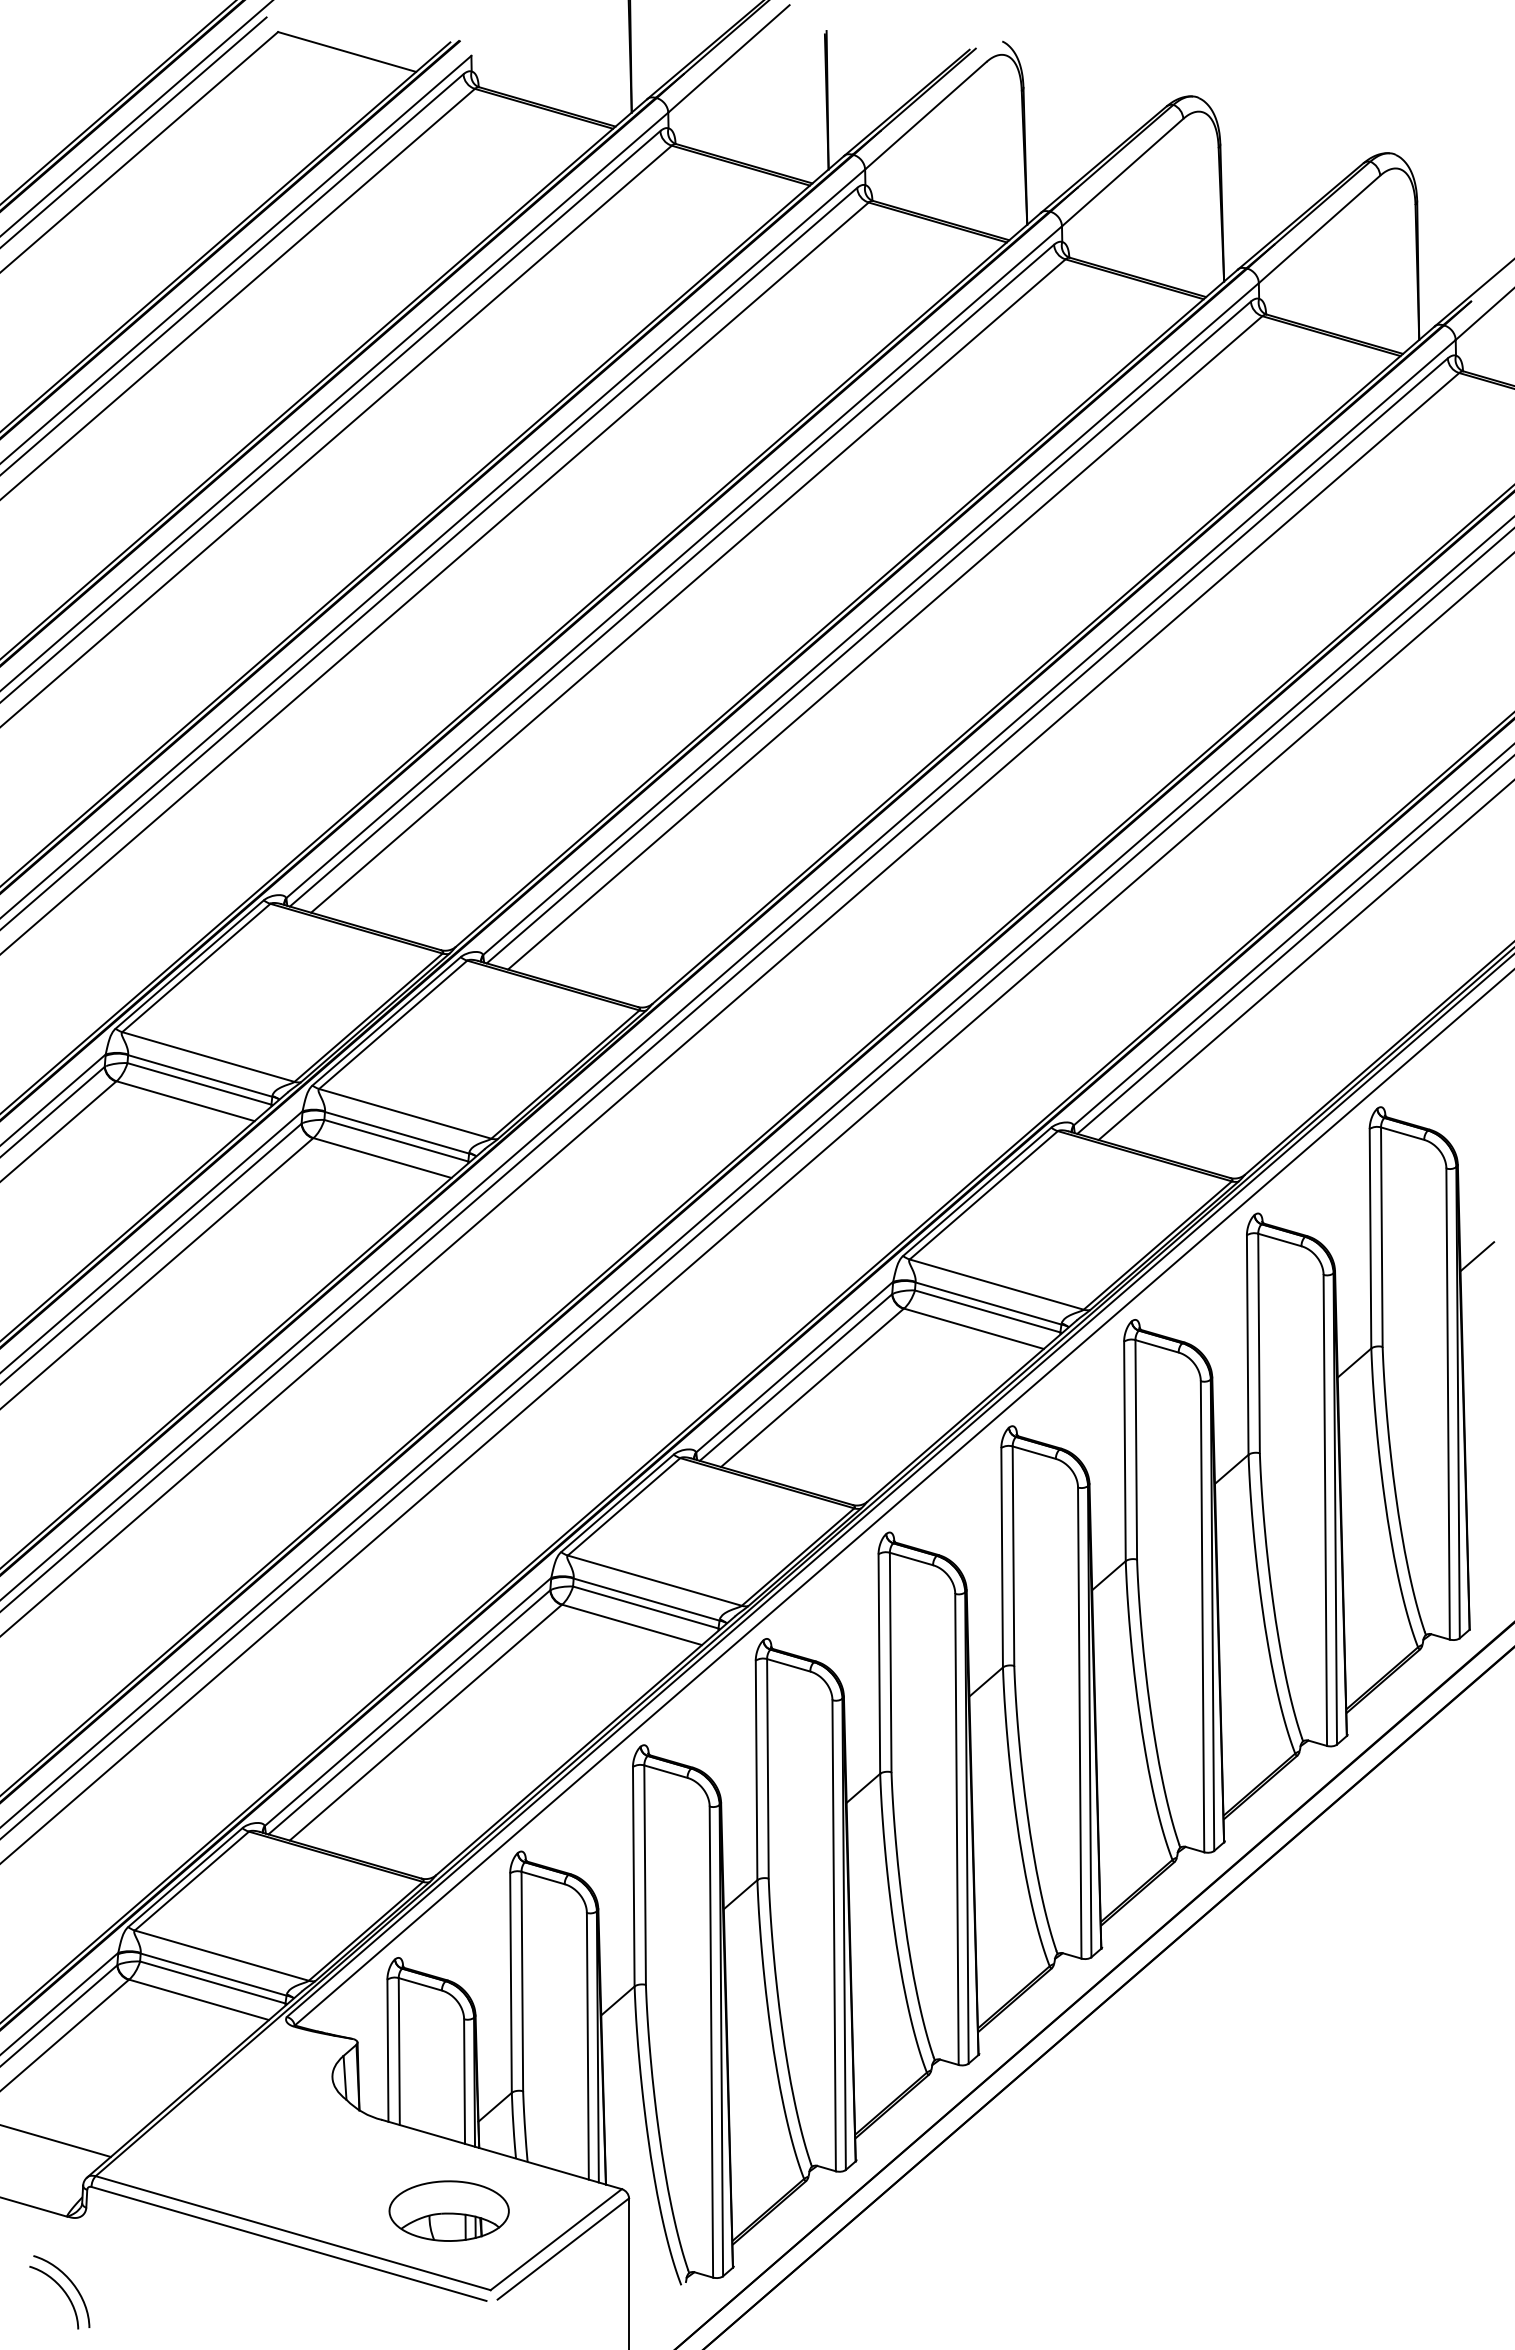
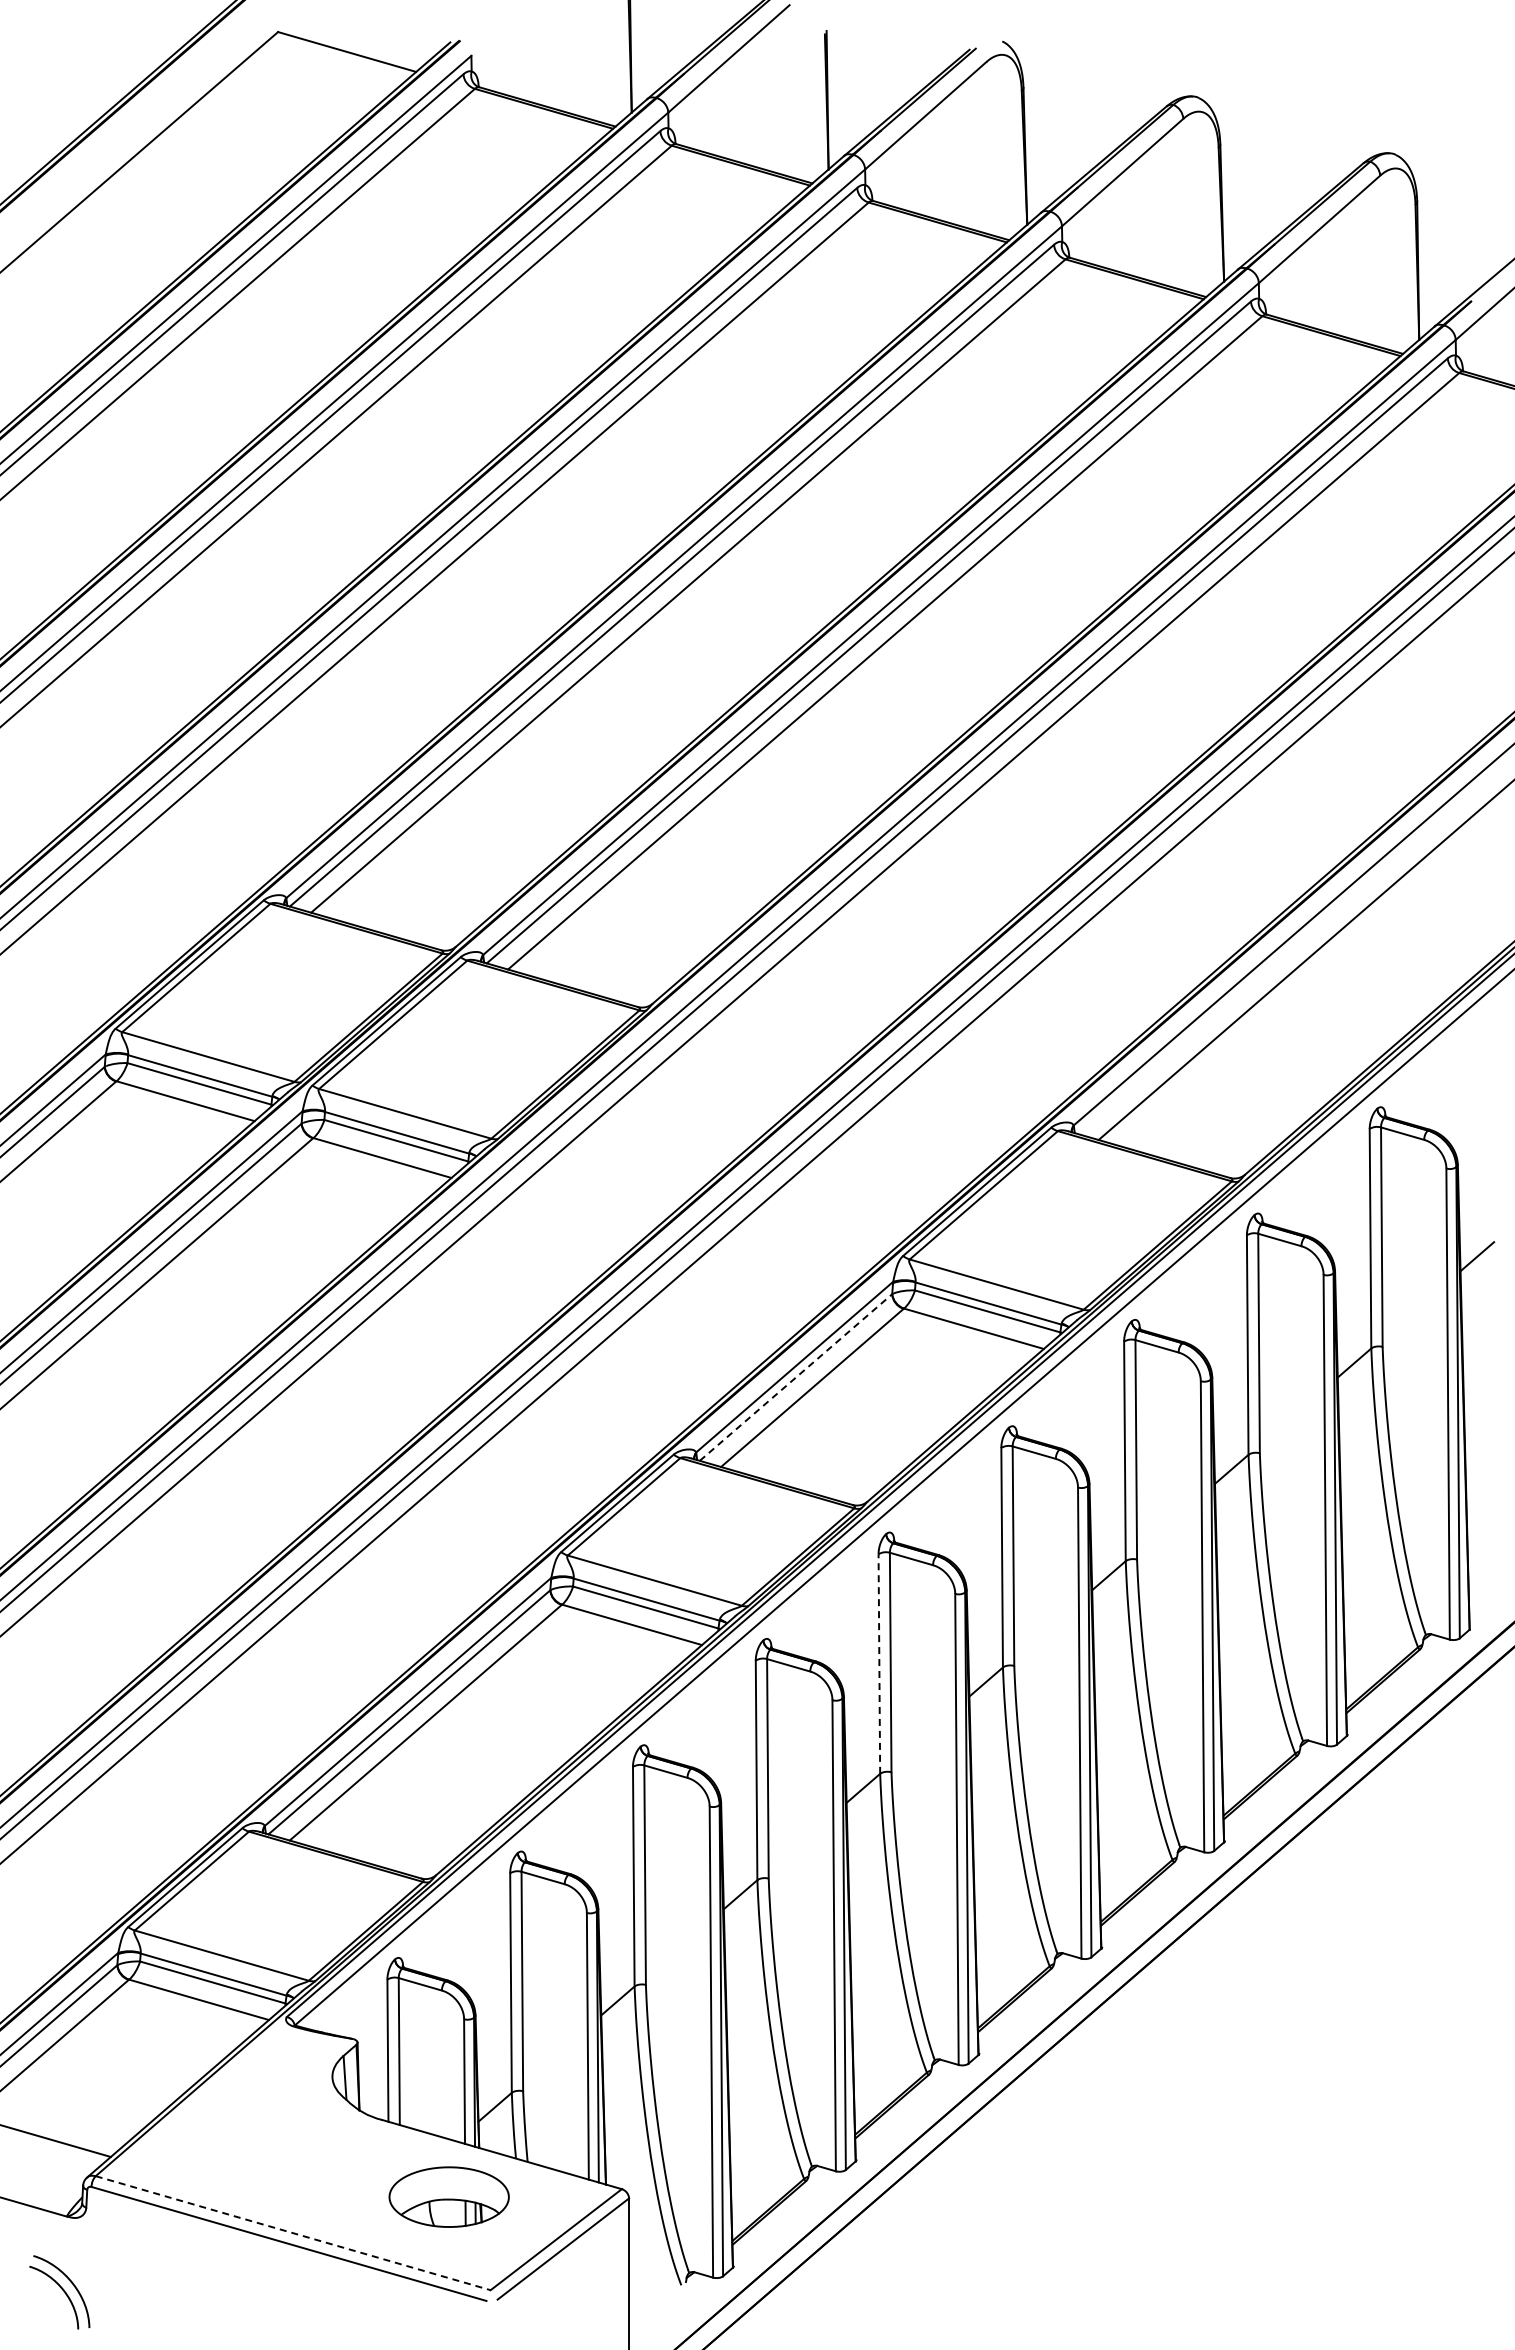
line: present -> none (136, 118)
line: present -> none (134, 131)
line: present -> none (1294, 945)
line: solid -> dashed (796, 1377)
line: solid -> dashed (879, 1664)
part position: (448, 2210) -> (448, 2196) (448, 2196)
line: solid -> dashed (293, 2233)
